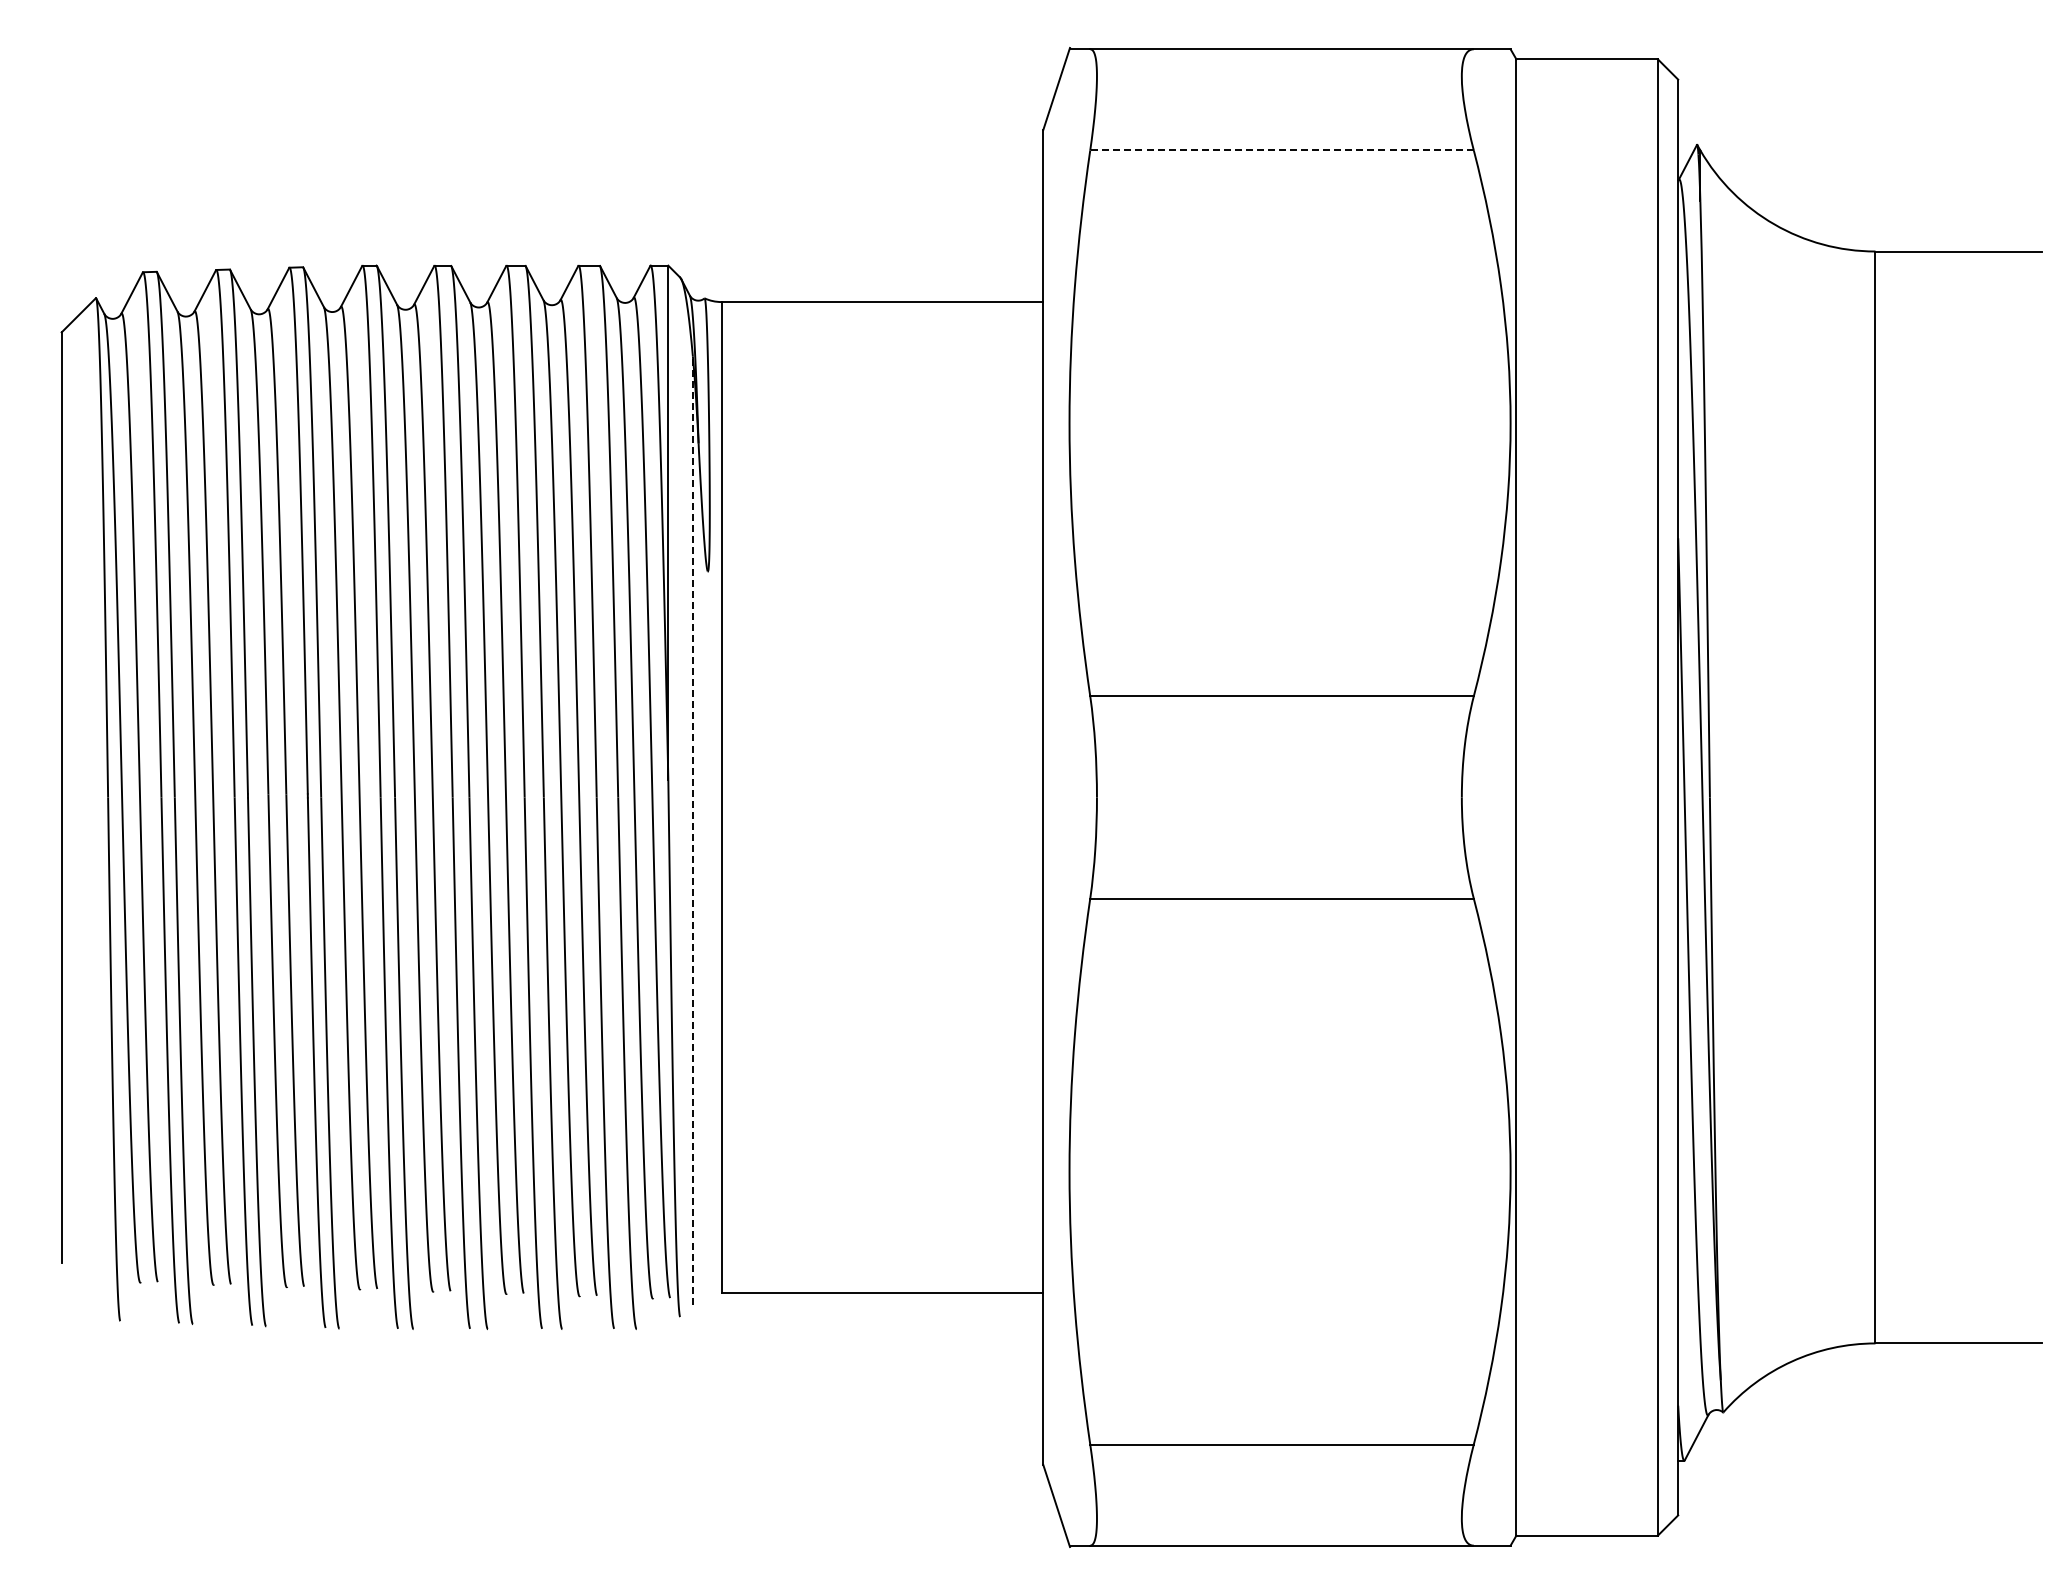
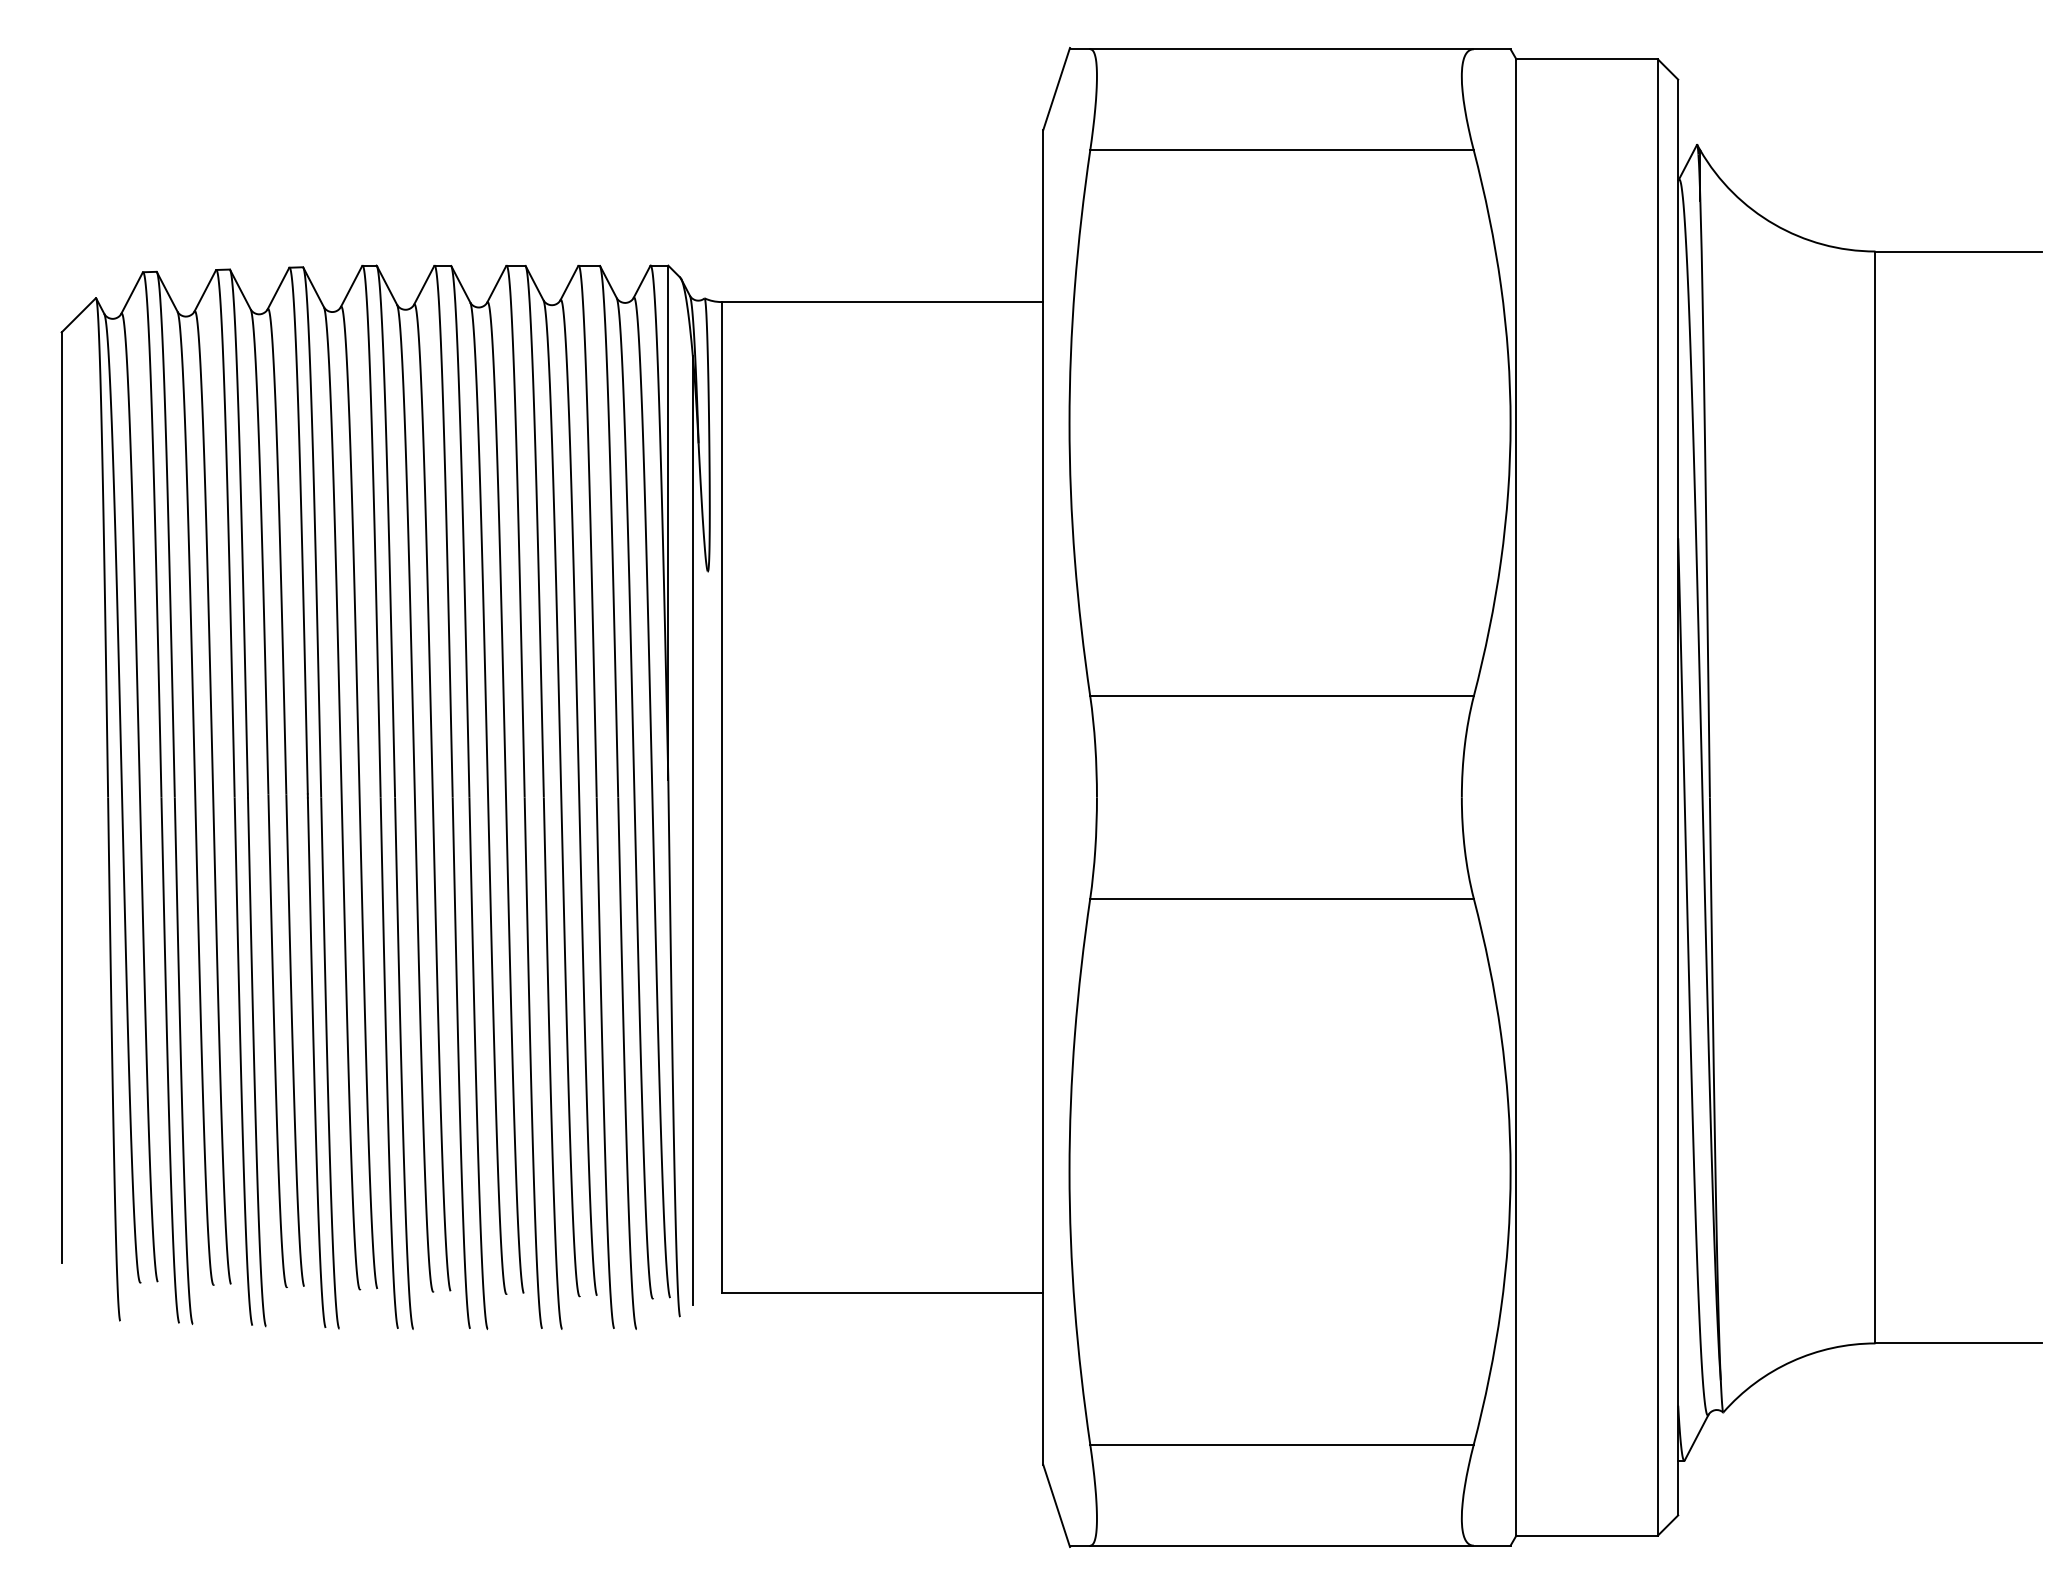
line: dashed -> solid (1282, 150)
line: dashed -> solid (692, 830)
